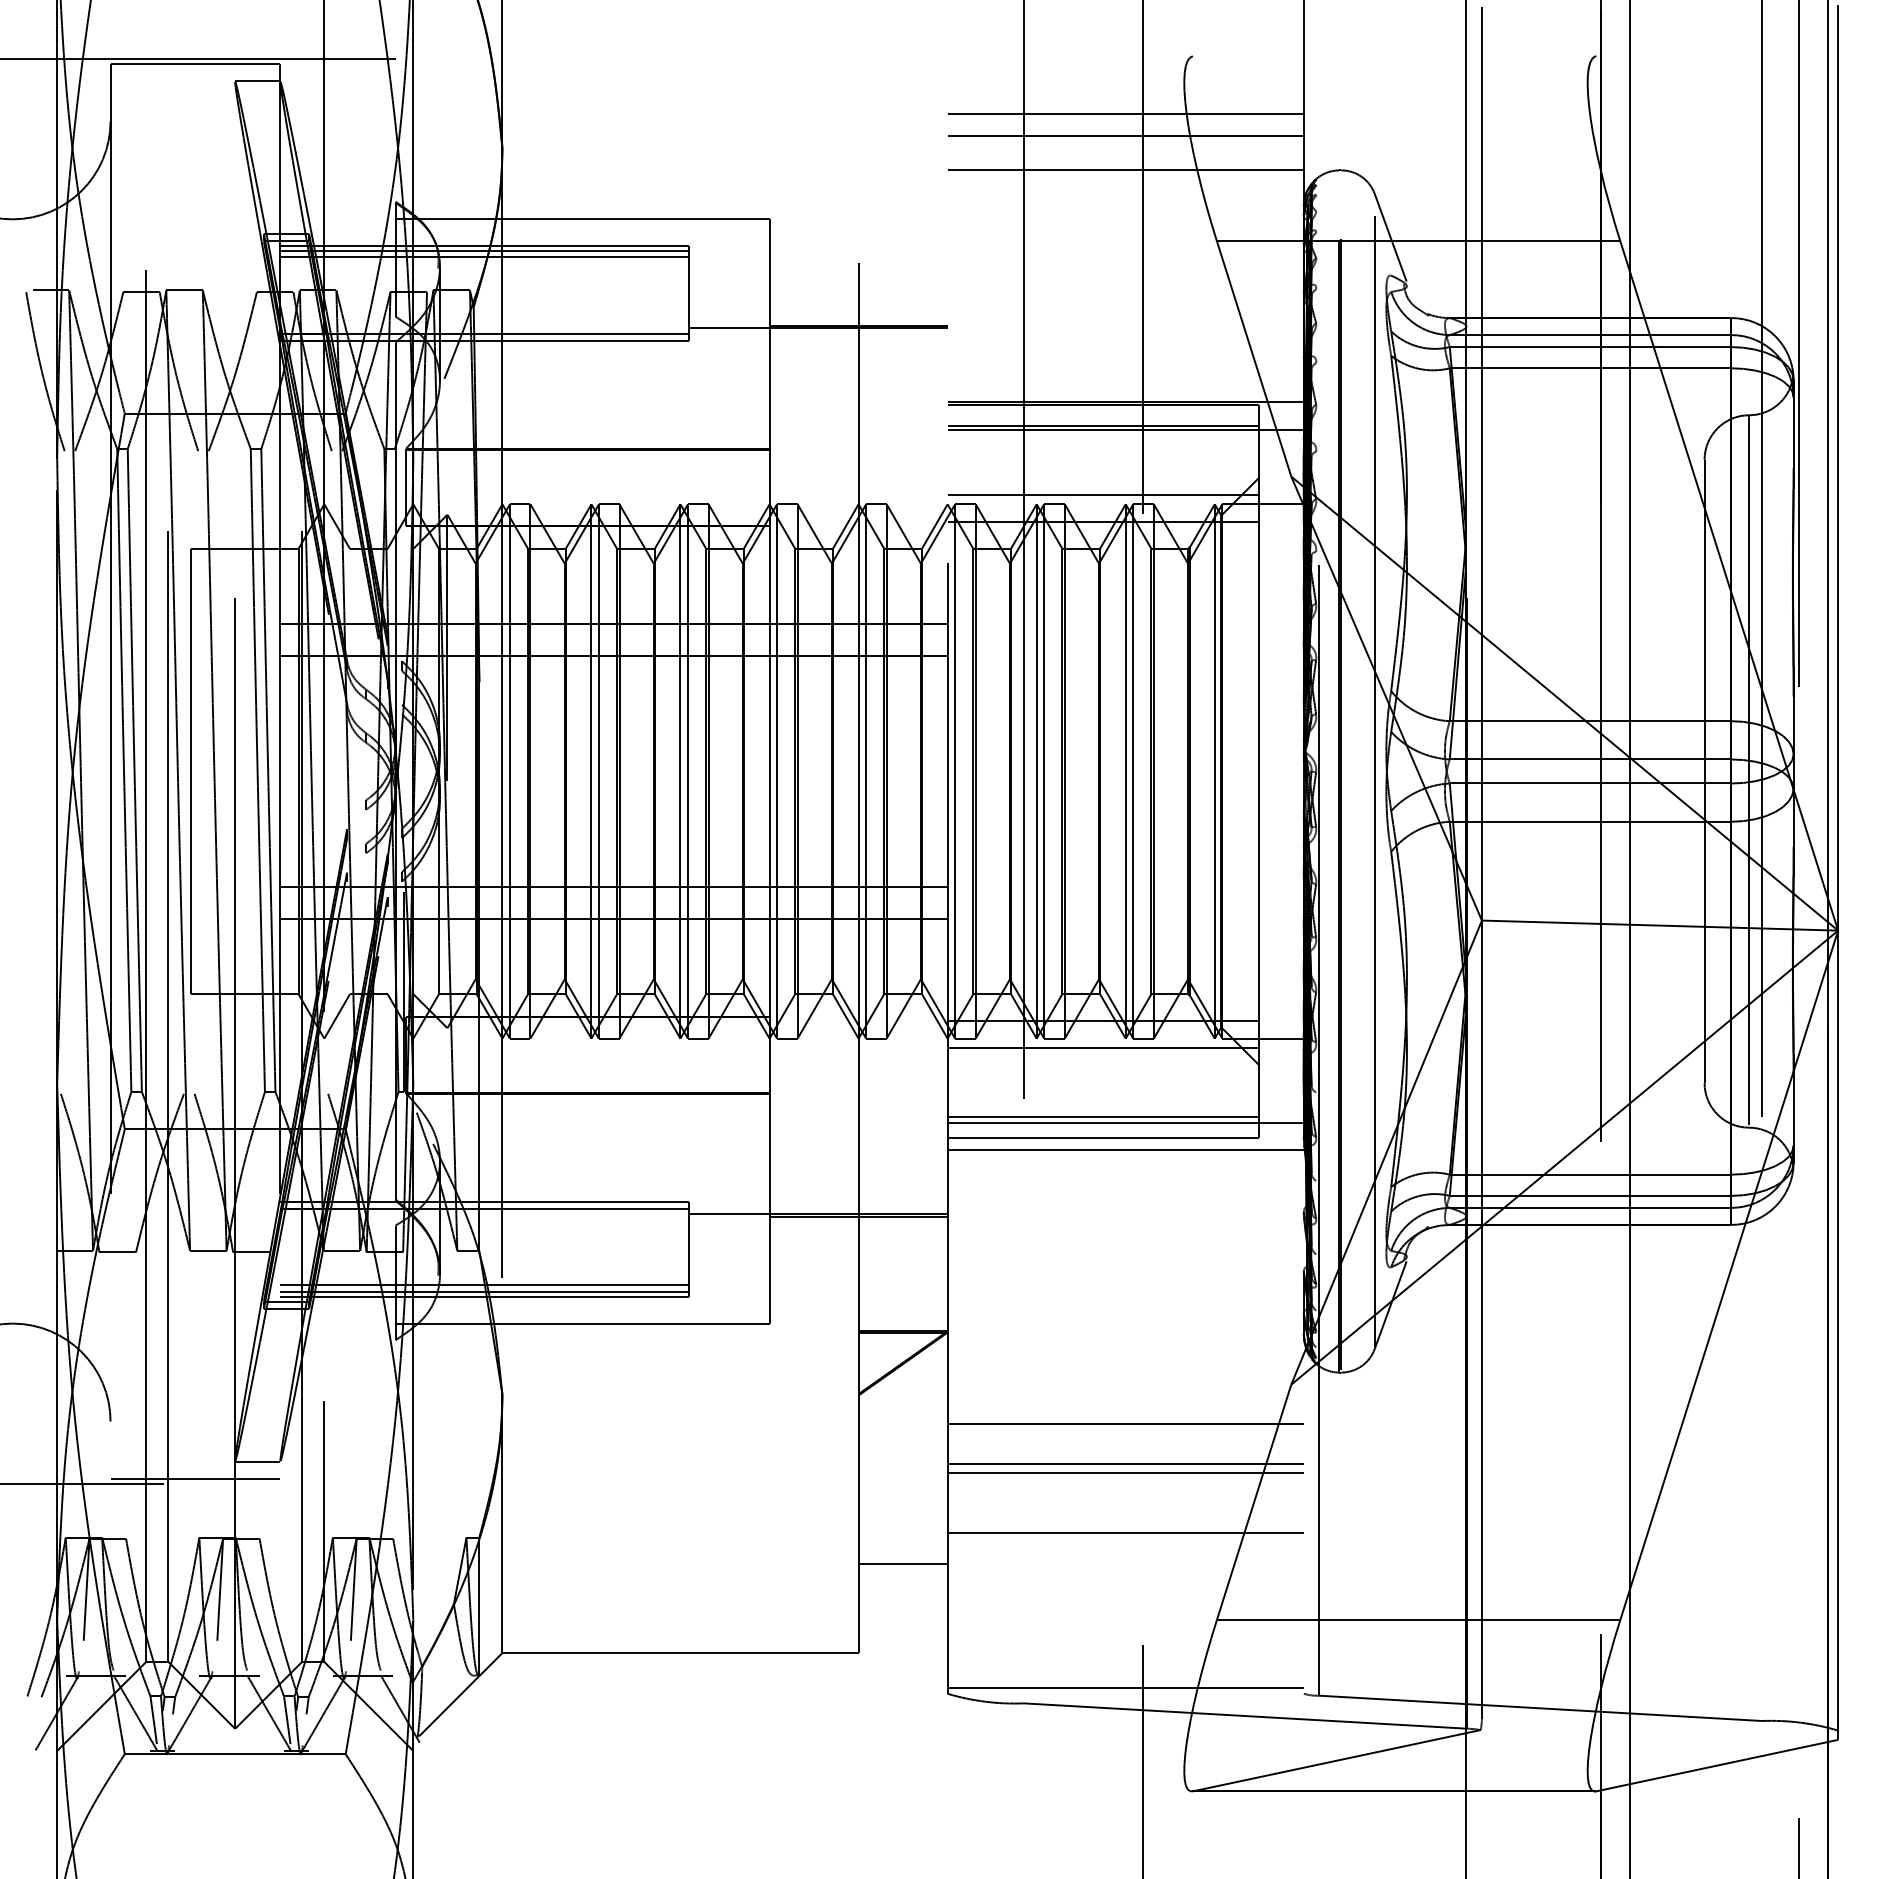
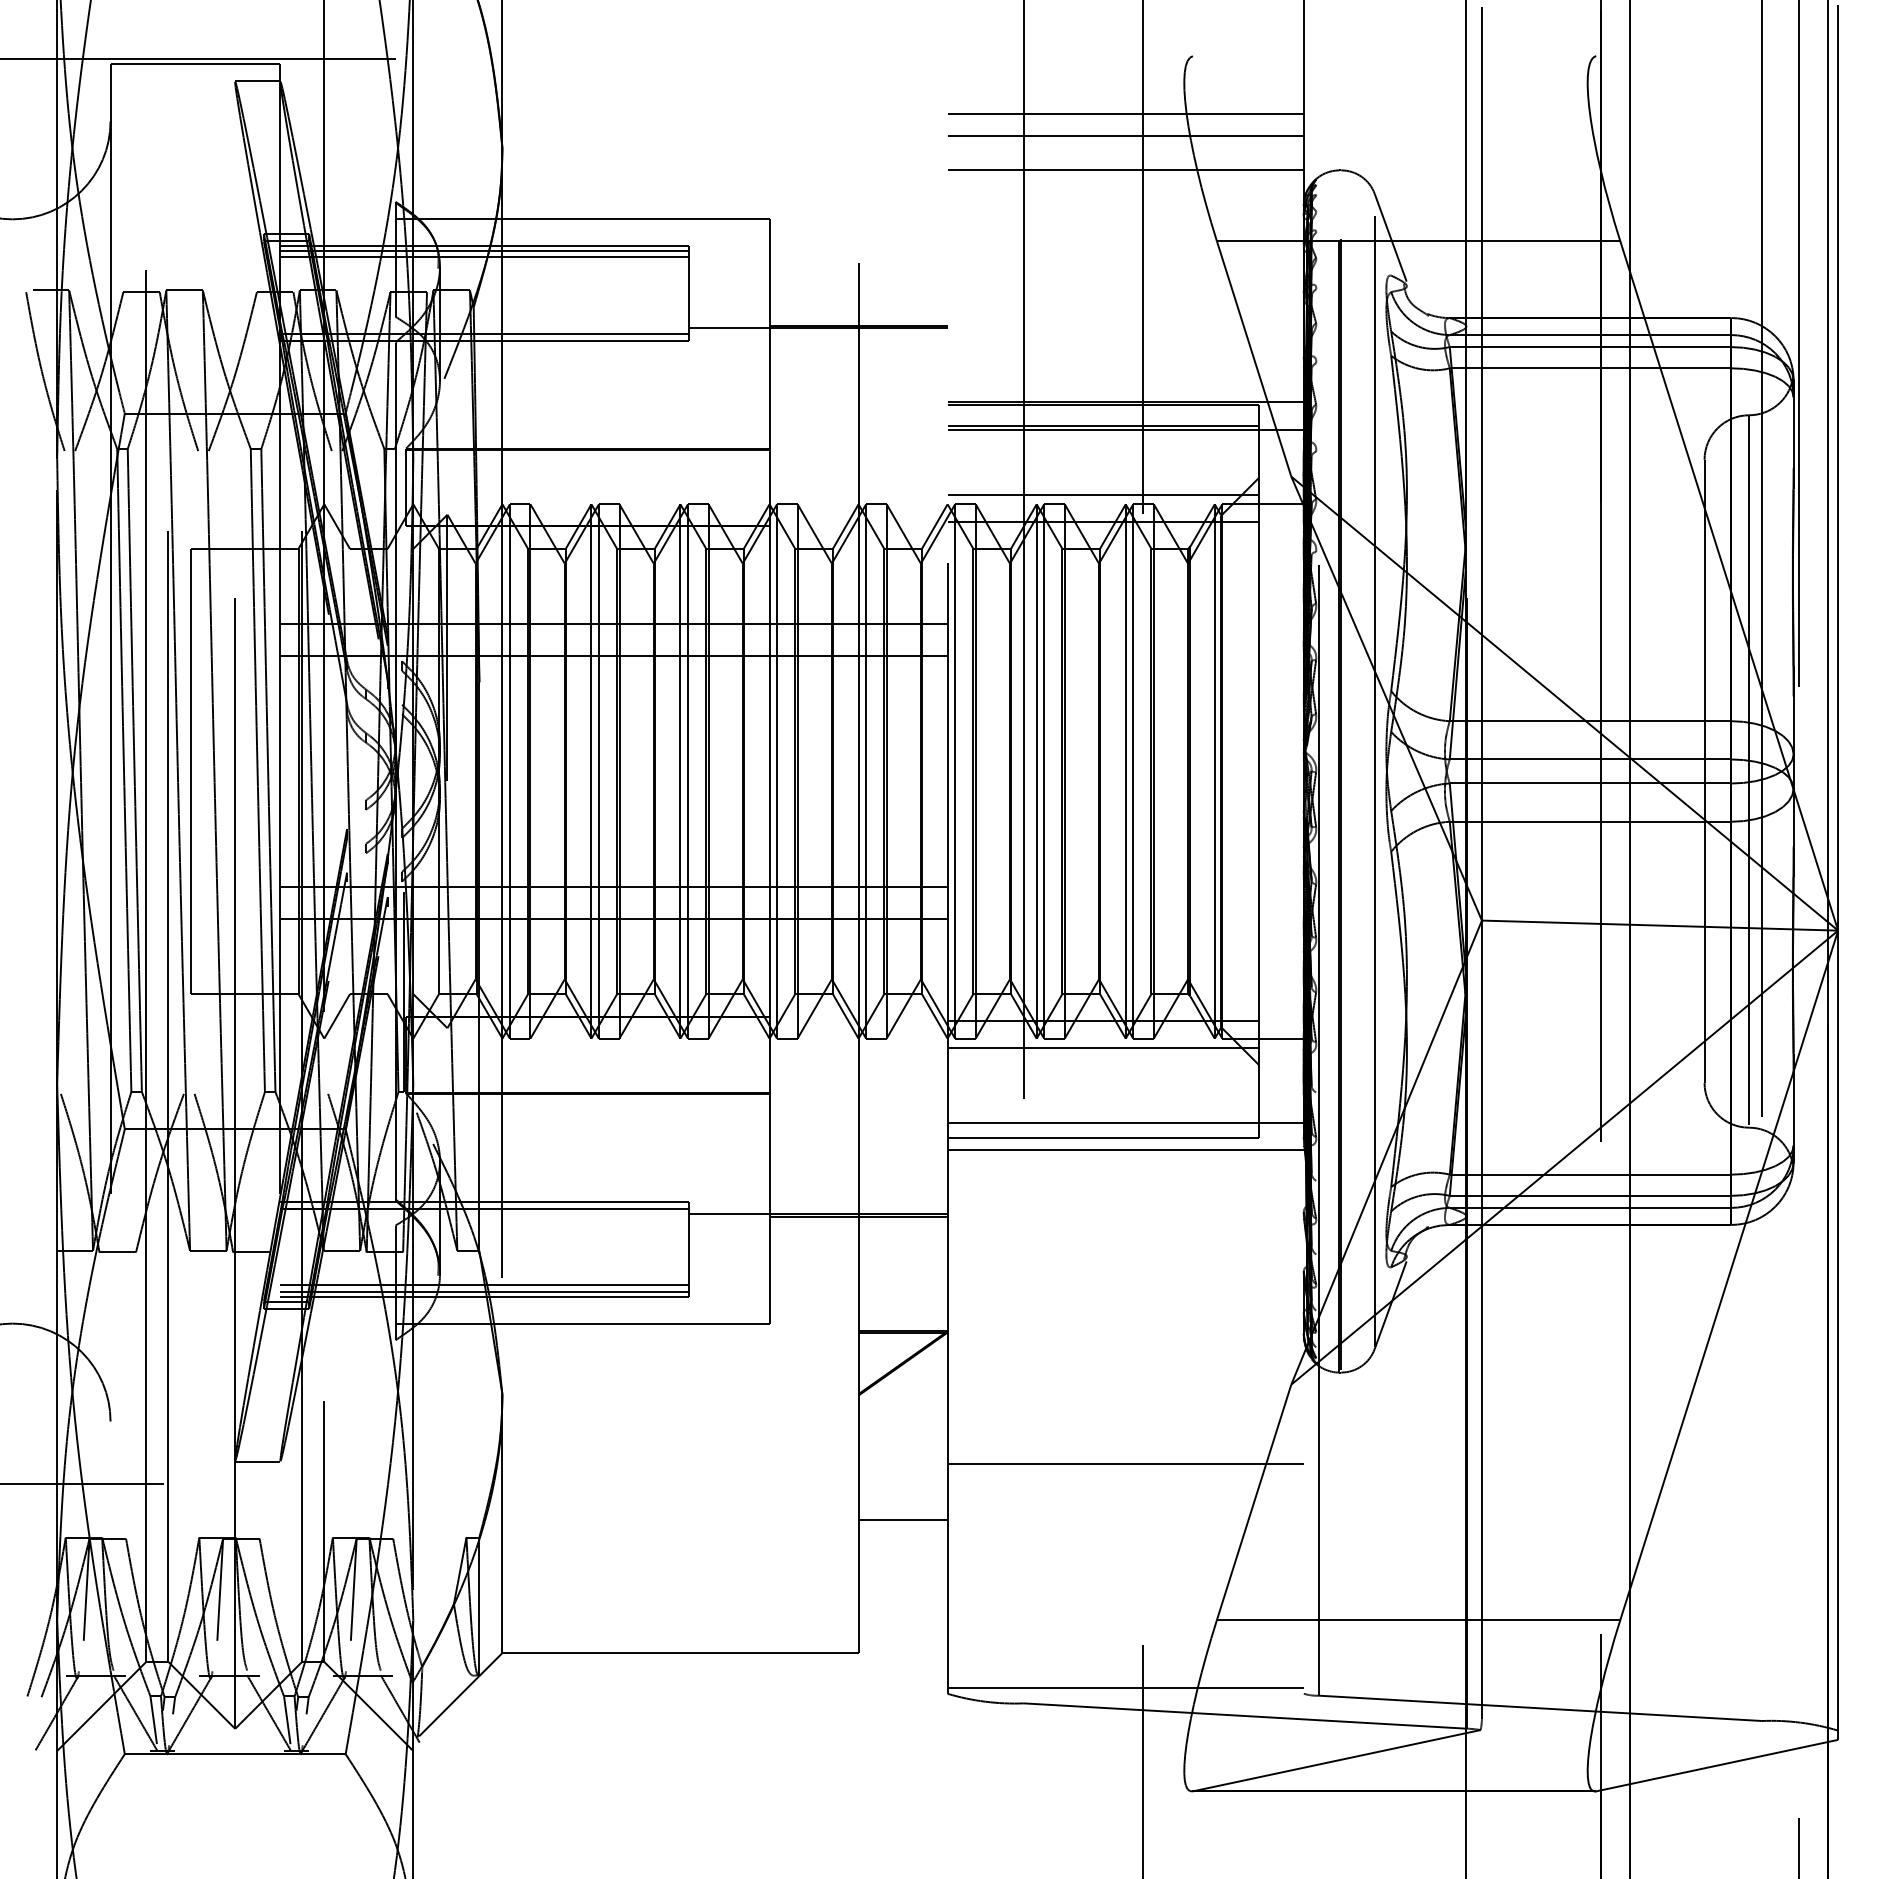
line: present -> none (1103, 1117)
line: present -> none (1125, 1423)
line: present -> none (1125, 1472)
line: present -> none (194, 1479)
line: present -> none (1125, 1533)
line position: (902, 1564) -> (902, 1520) (902, 1520)
